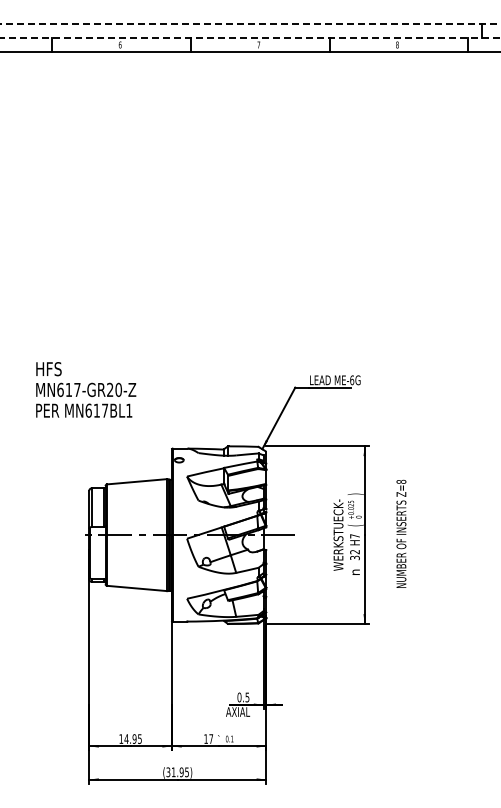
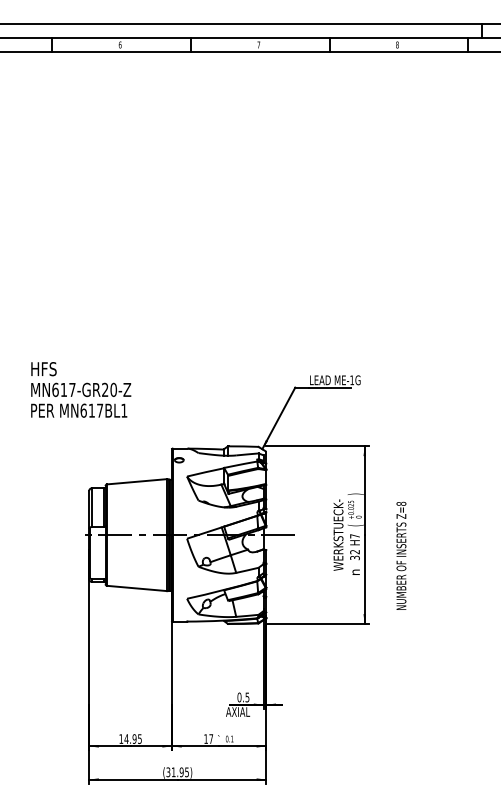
line: dashed -> solid (250, 24)
line: dashed -> solid (250, 38)
text: ME-6G -> ME-1G (352, 380)
text position: (86, 389) -> (81, 389) (81, 389)
text position: (401, 533) -> (401, 555) (401, 555)
